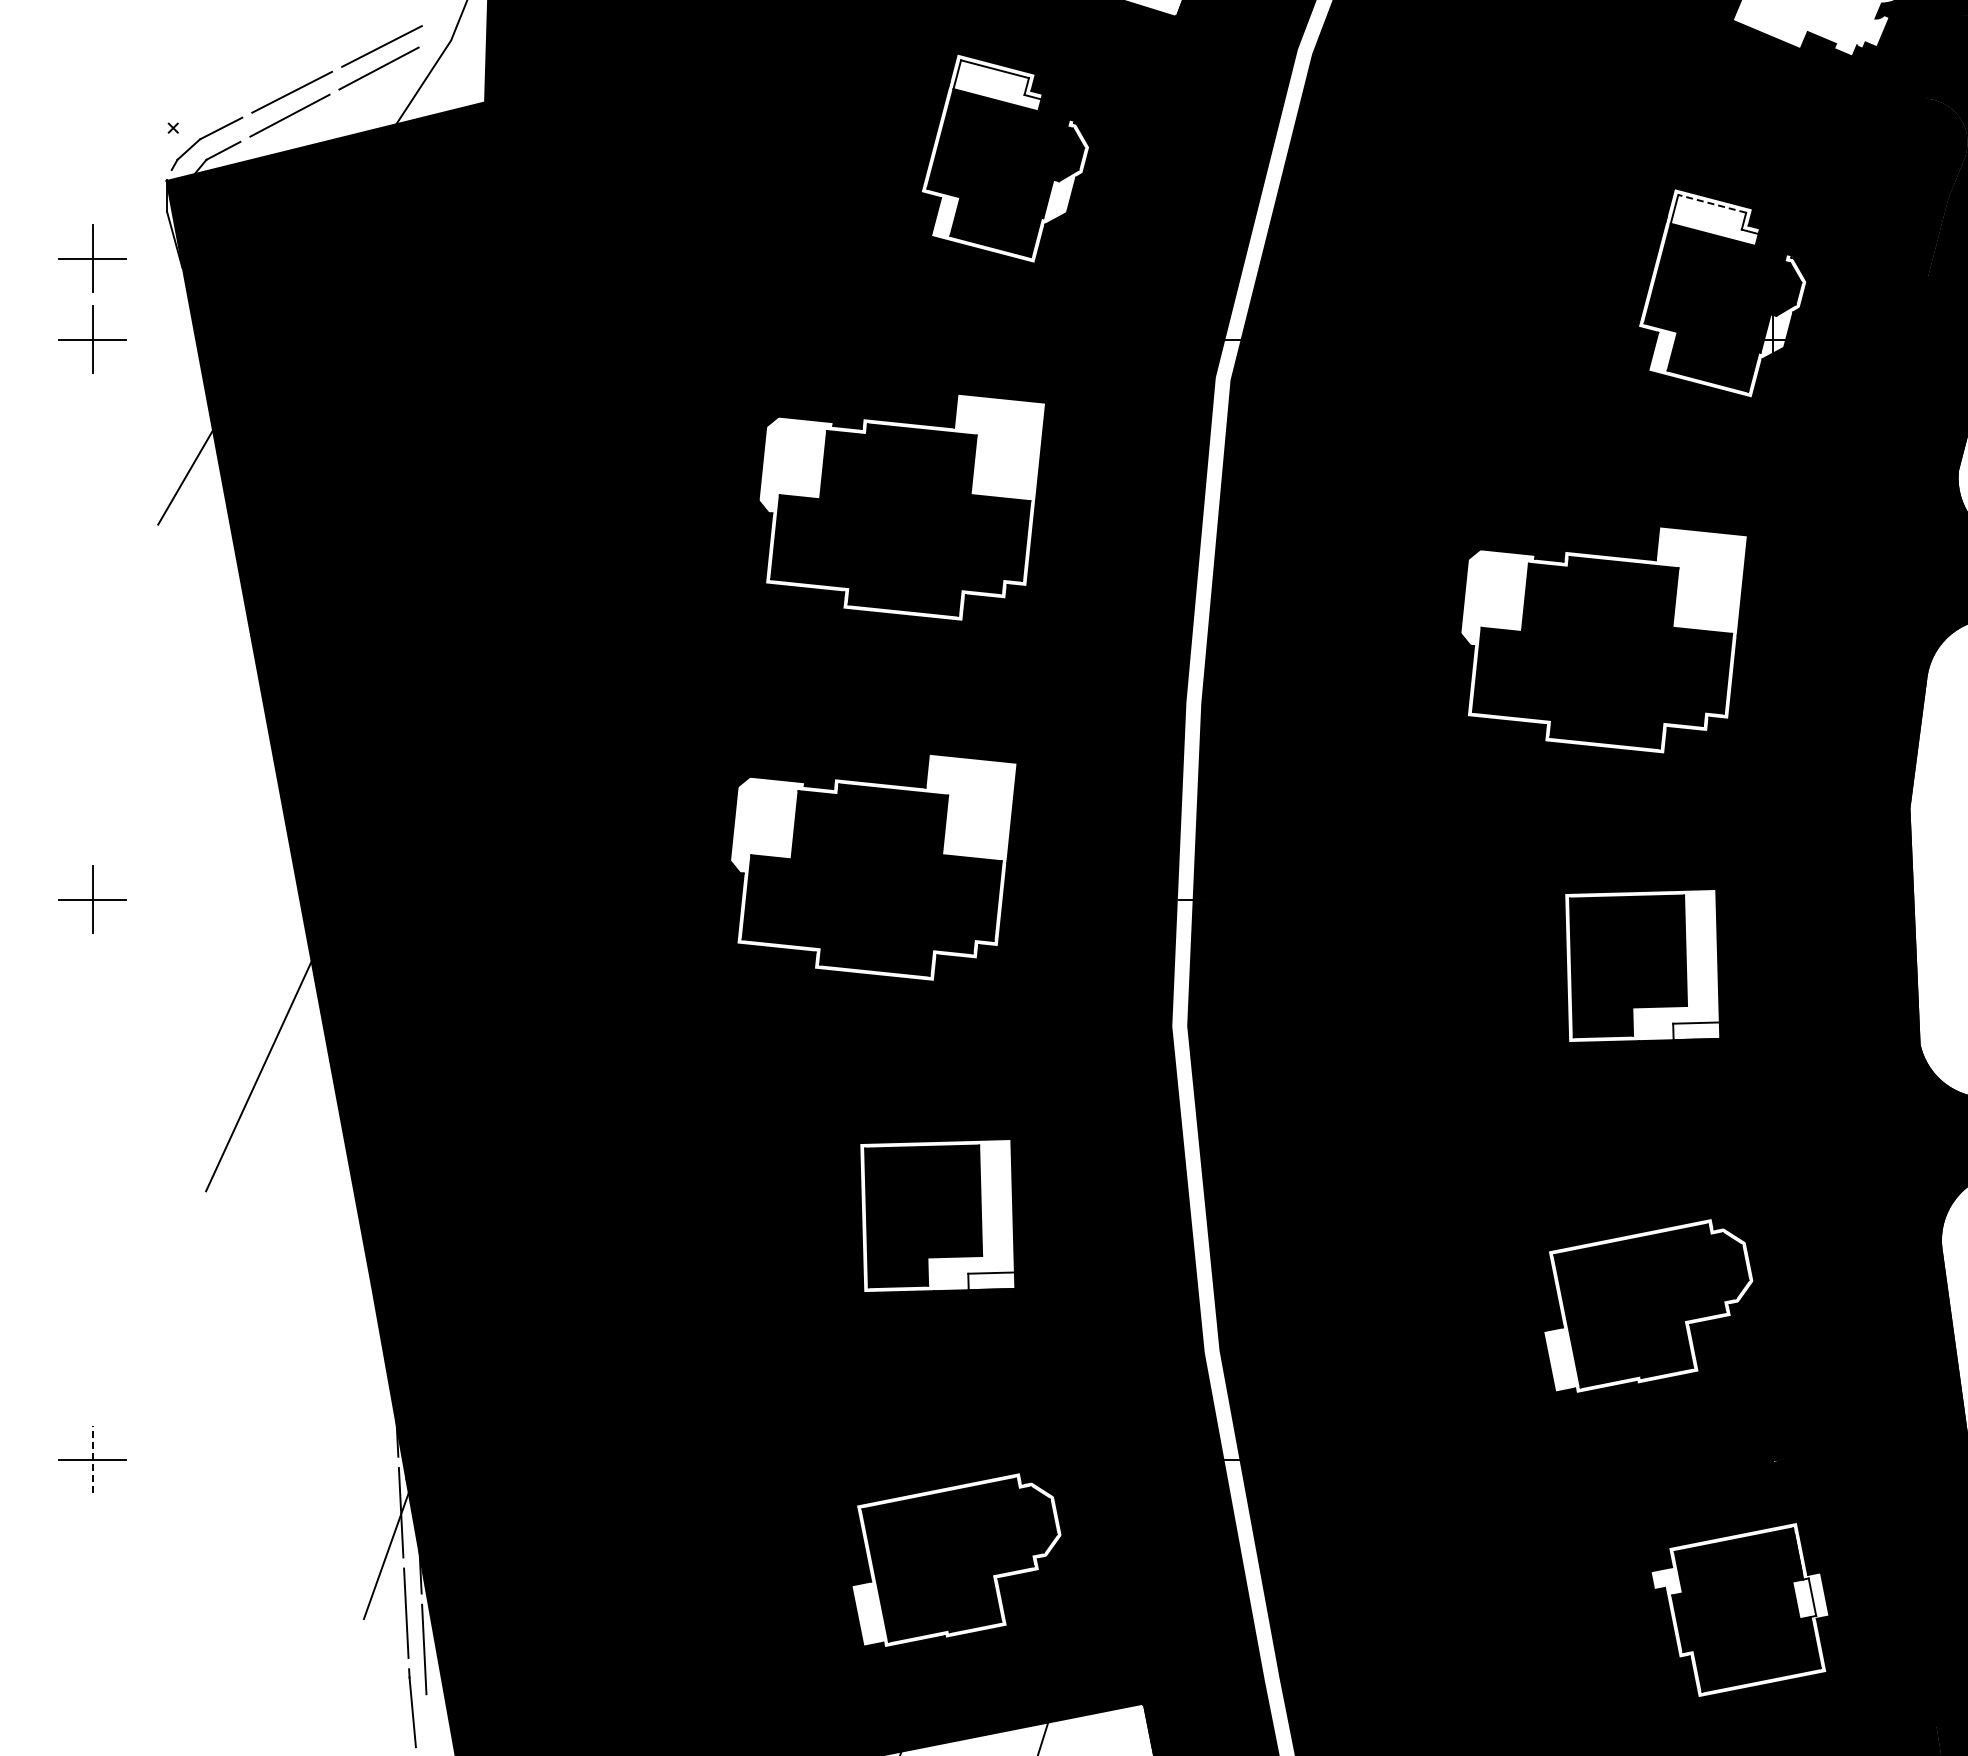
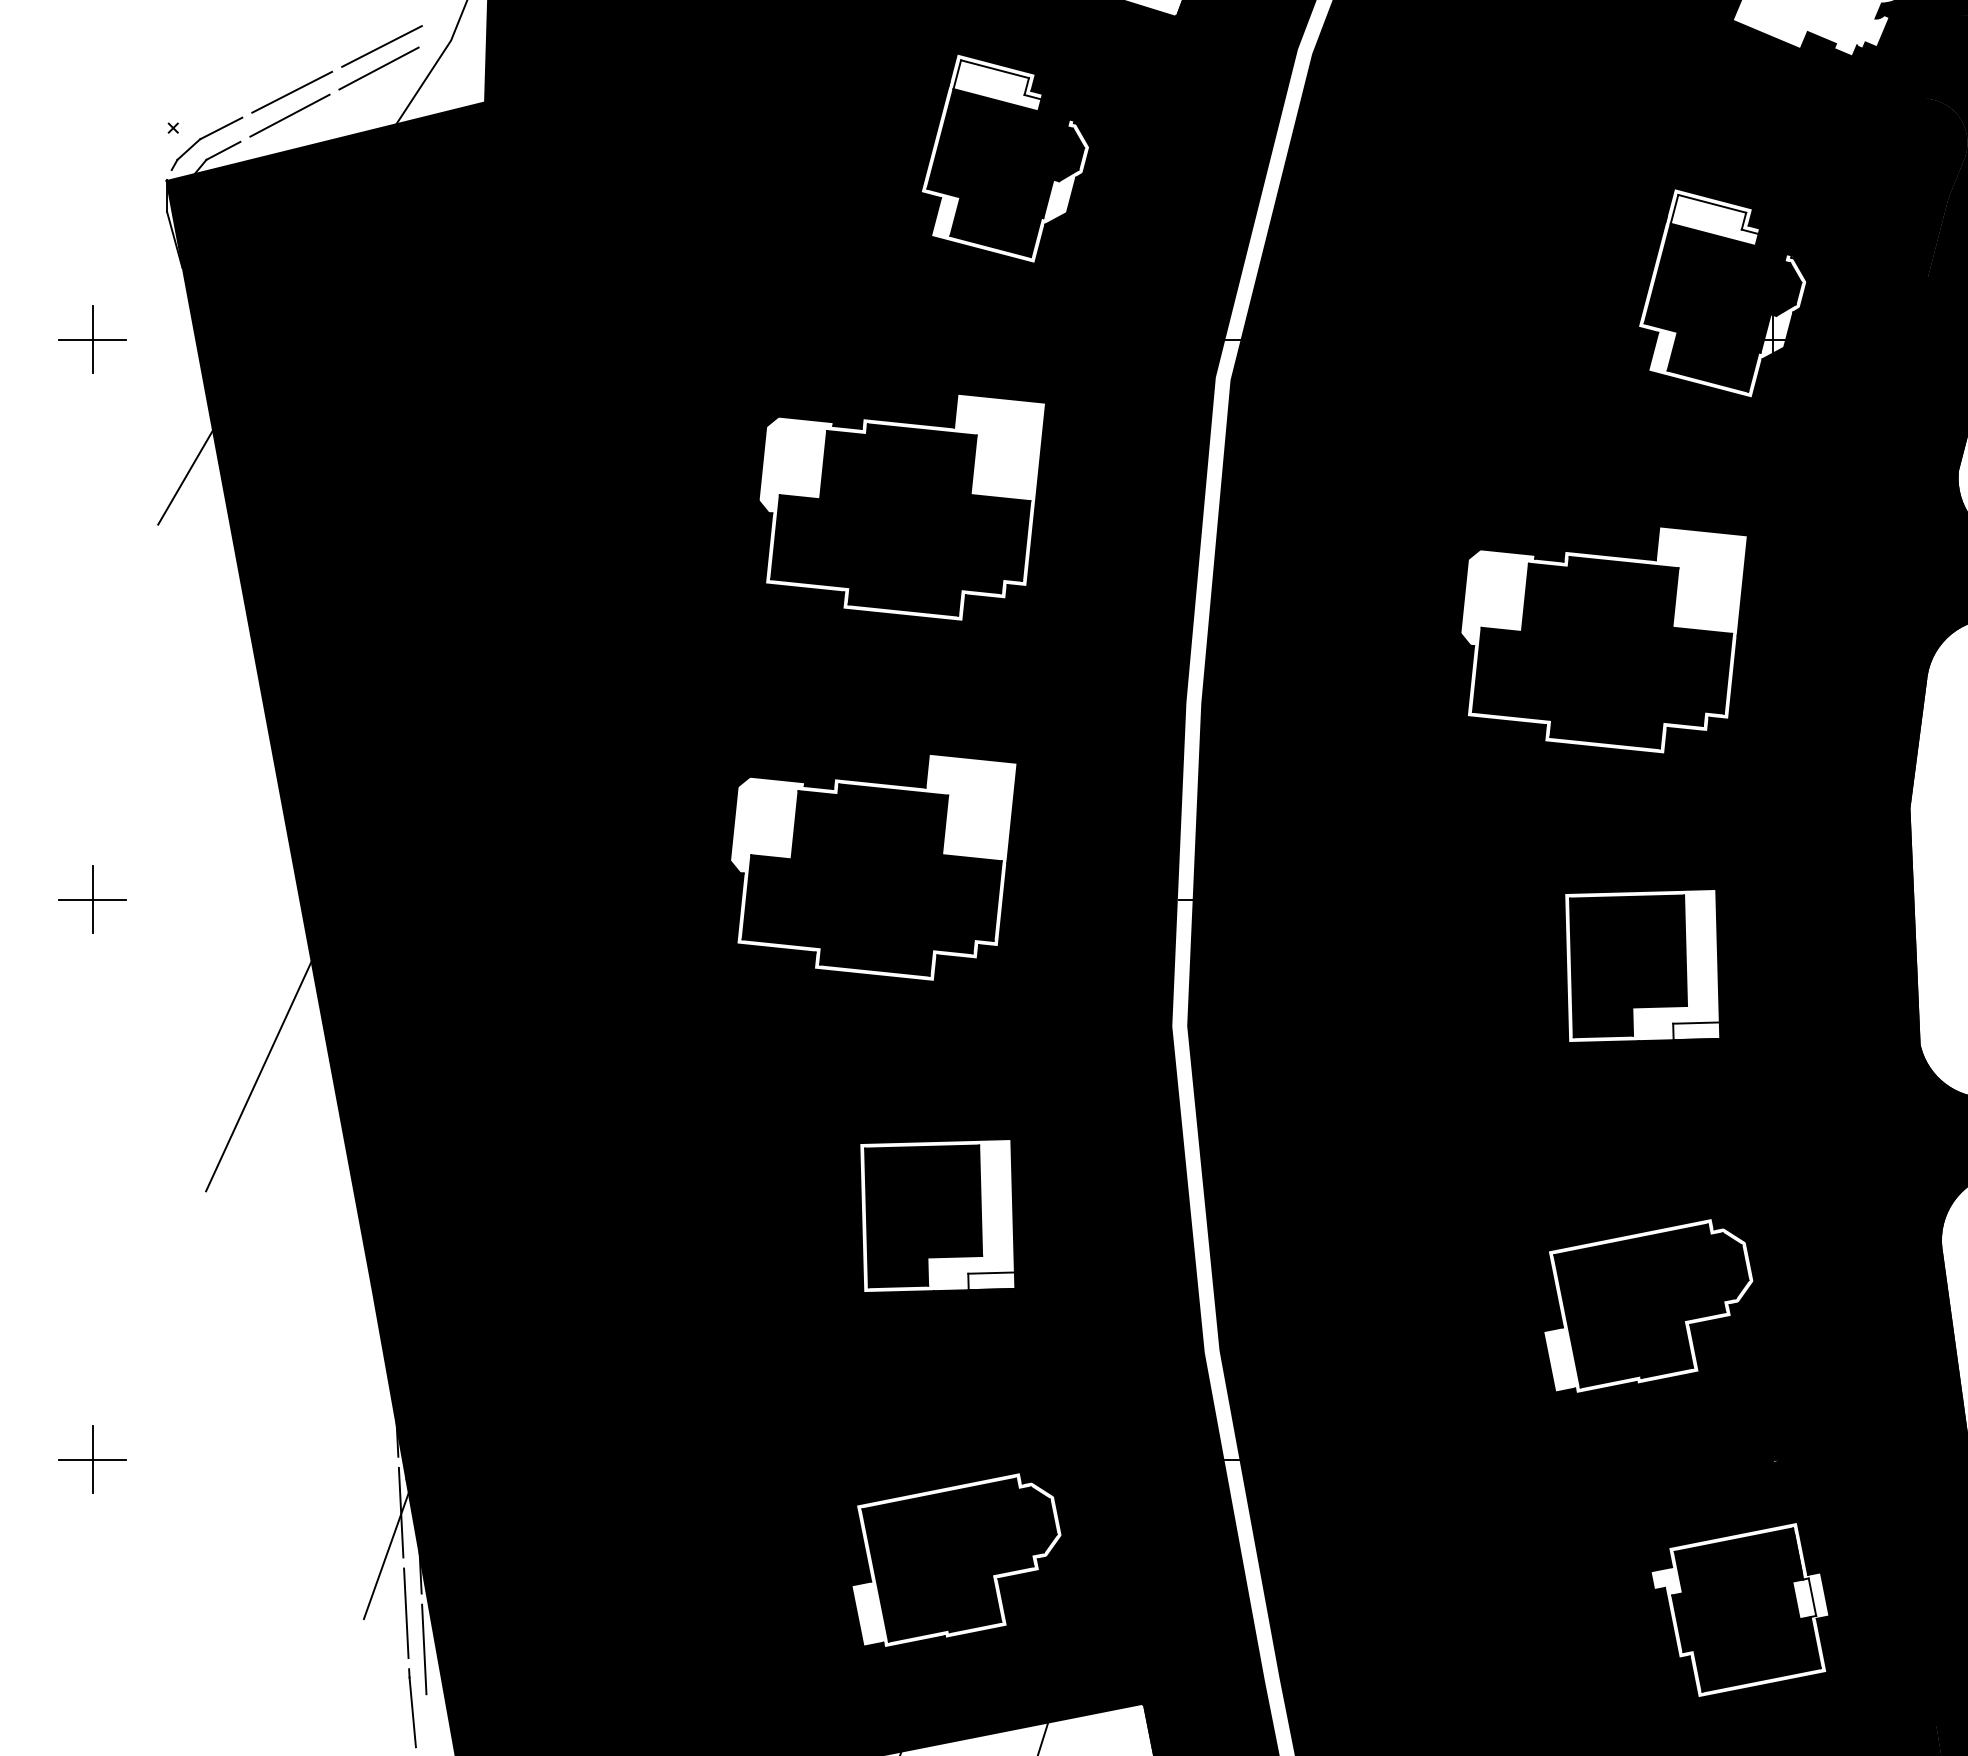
line: dashed -> solid (1711, 203)
part: present -> none (92, 258)
line: dashed -> solid (92, 1459)
